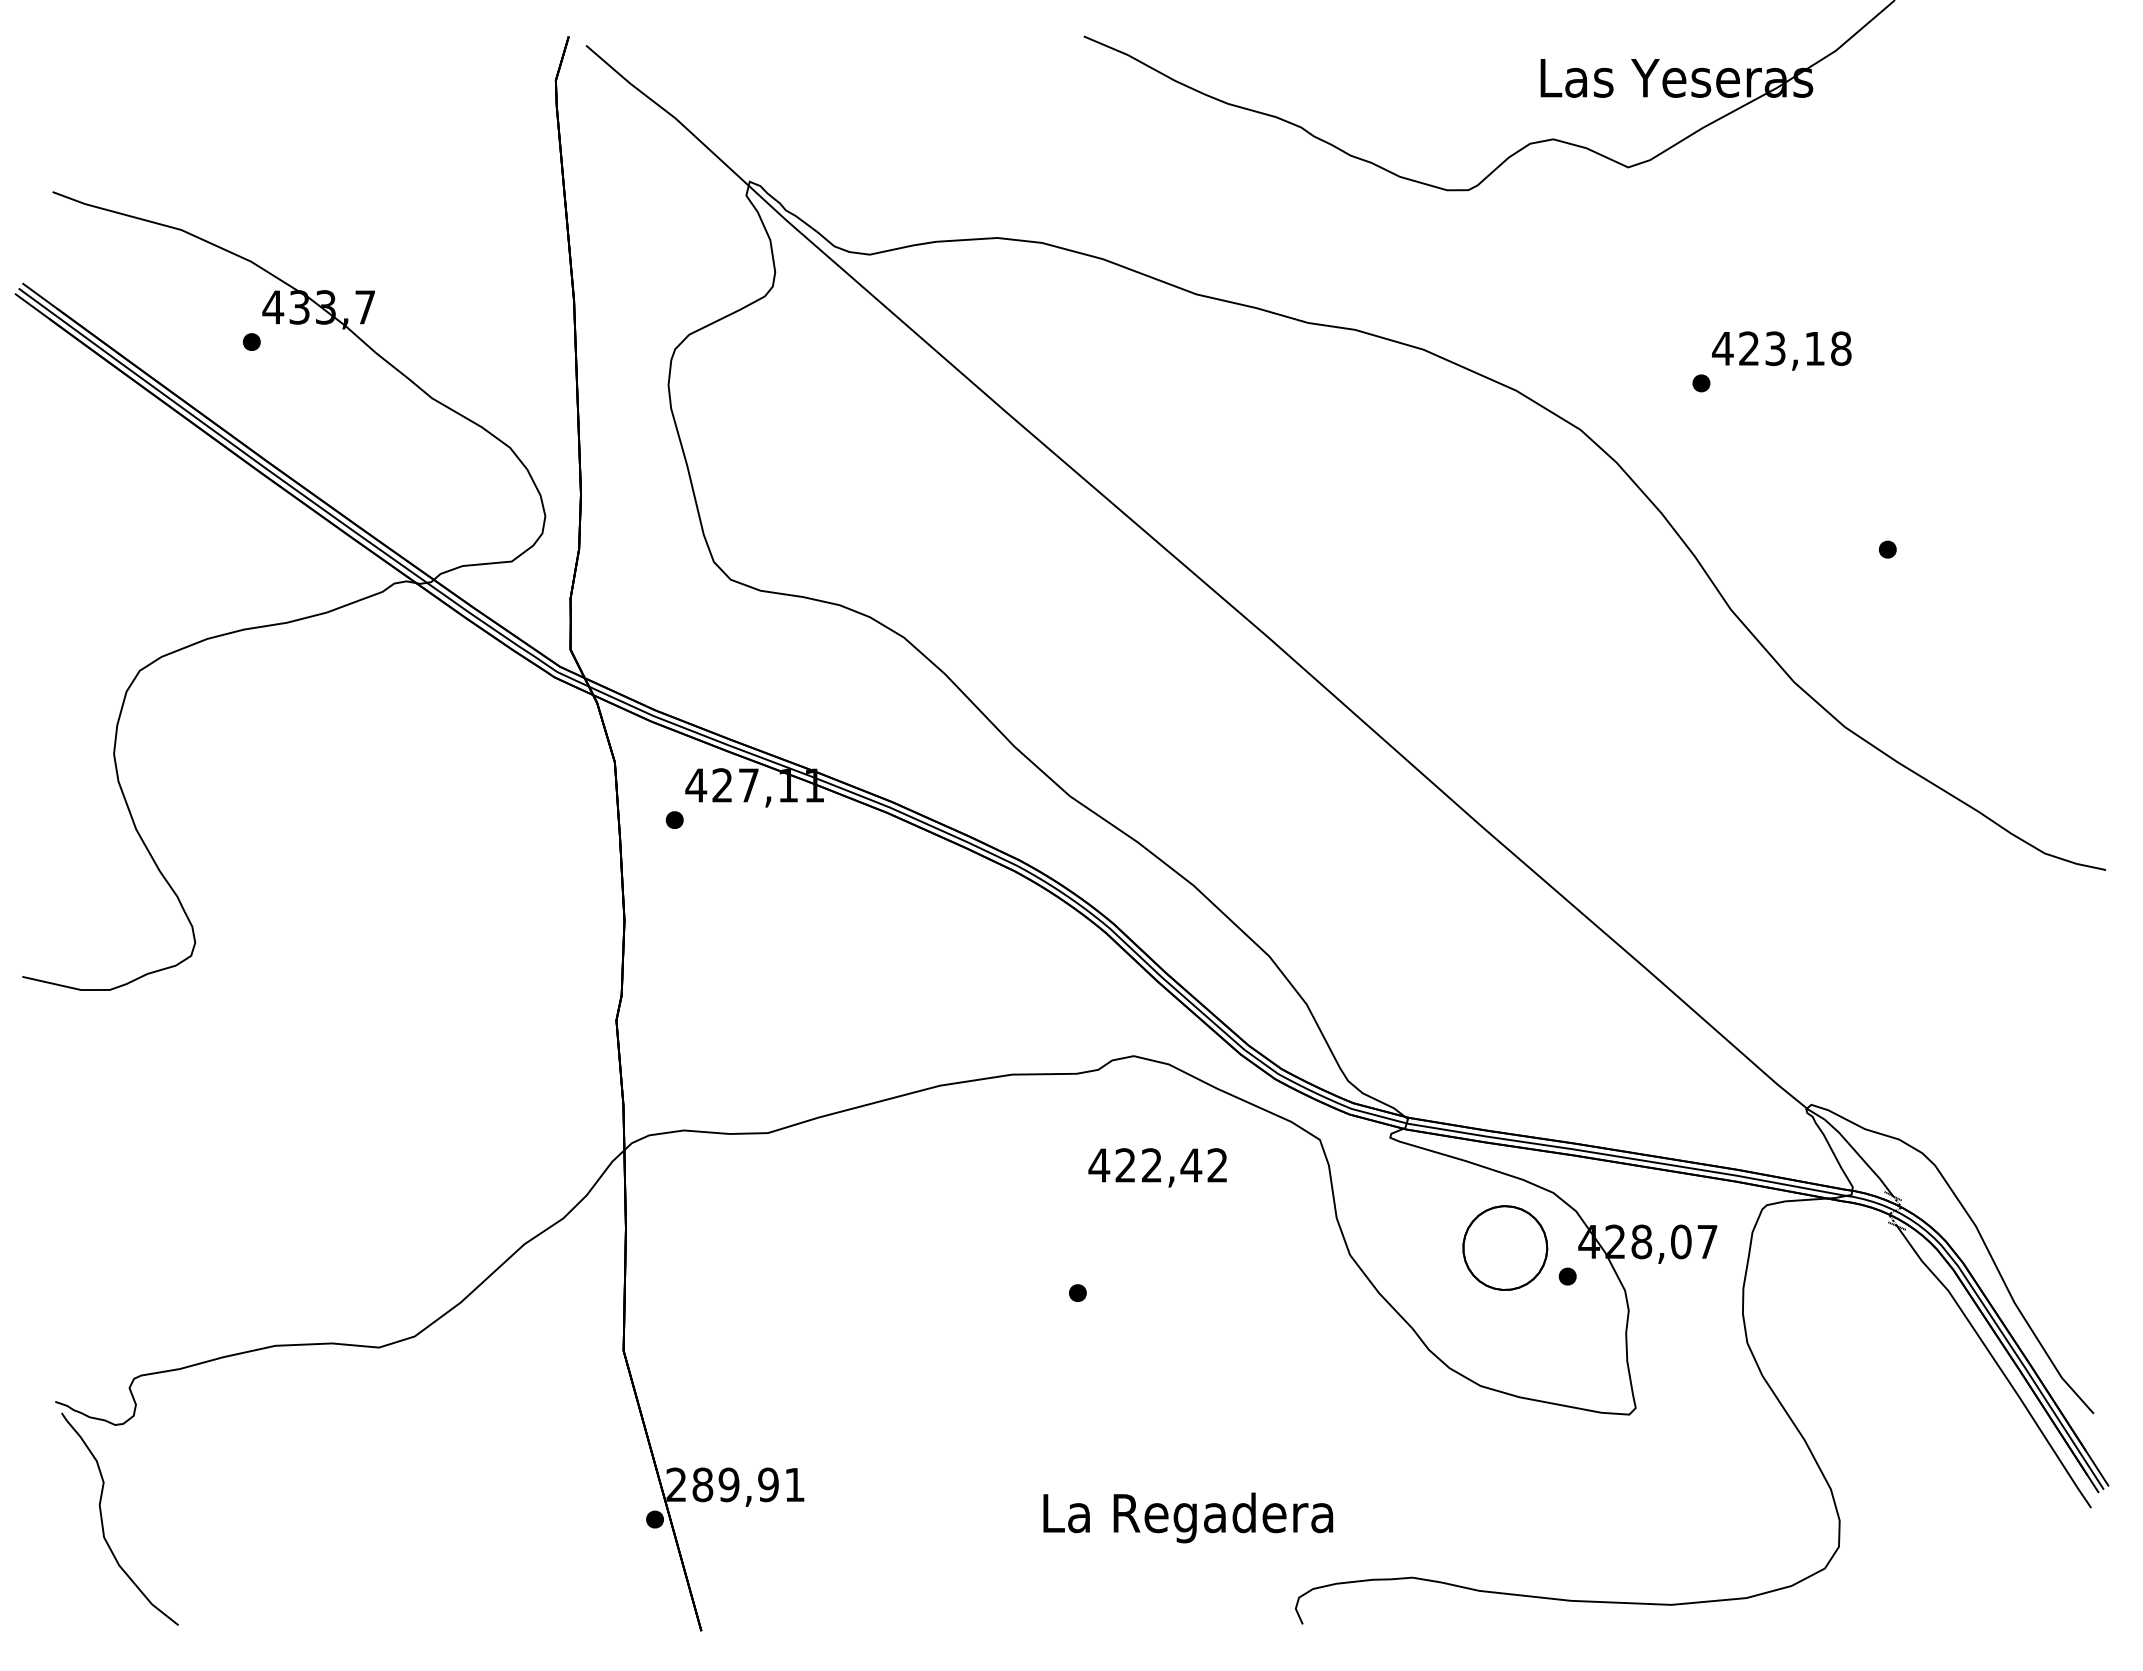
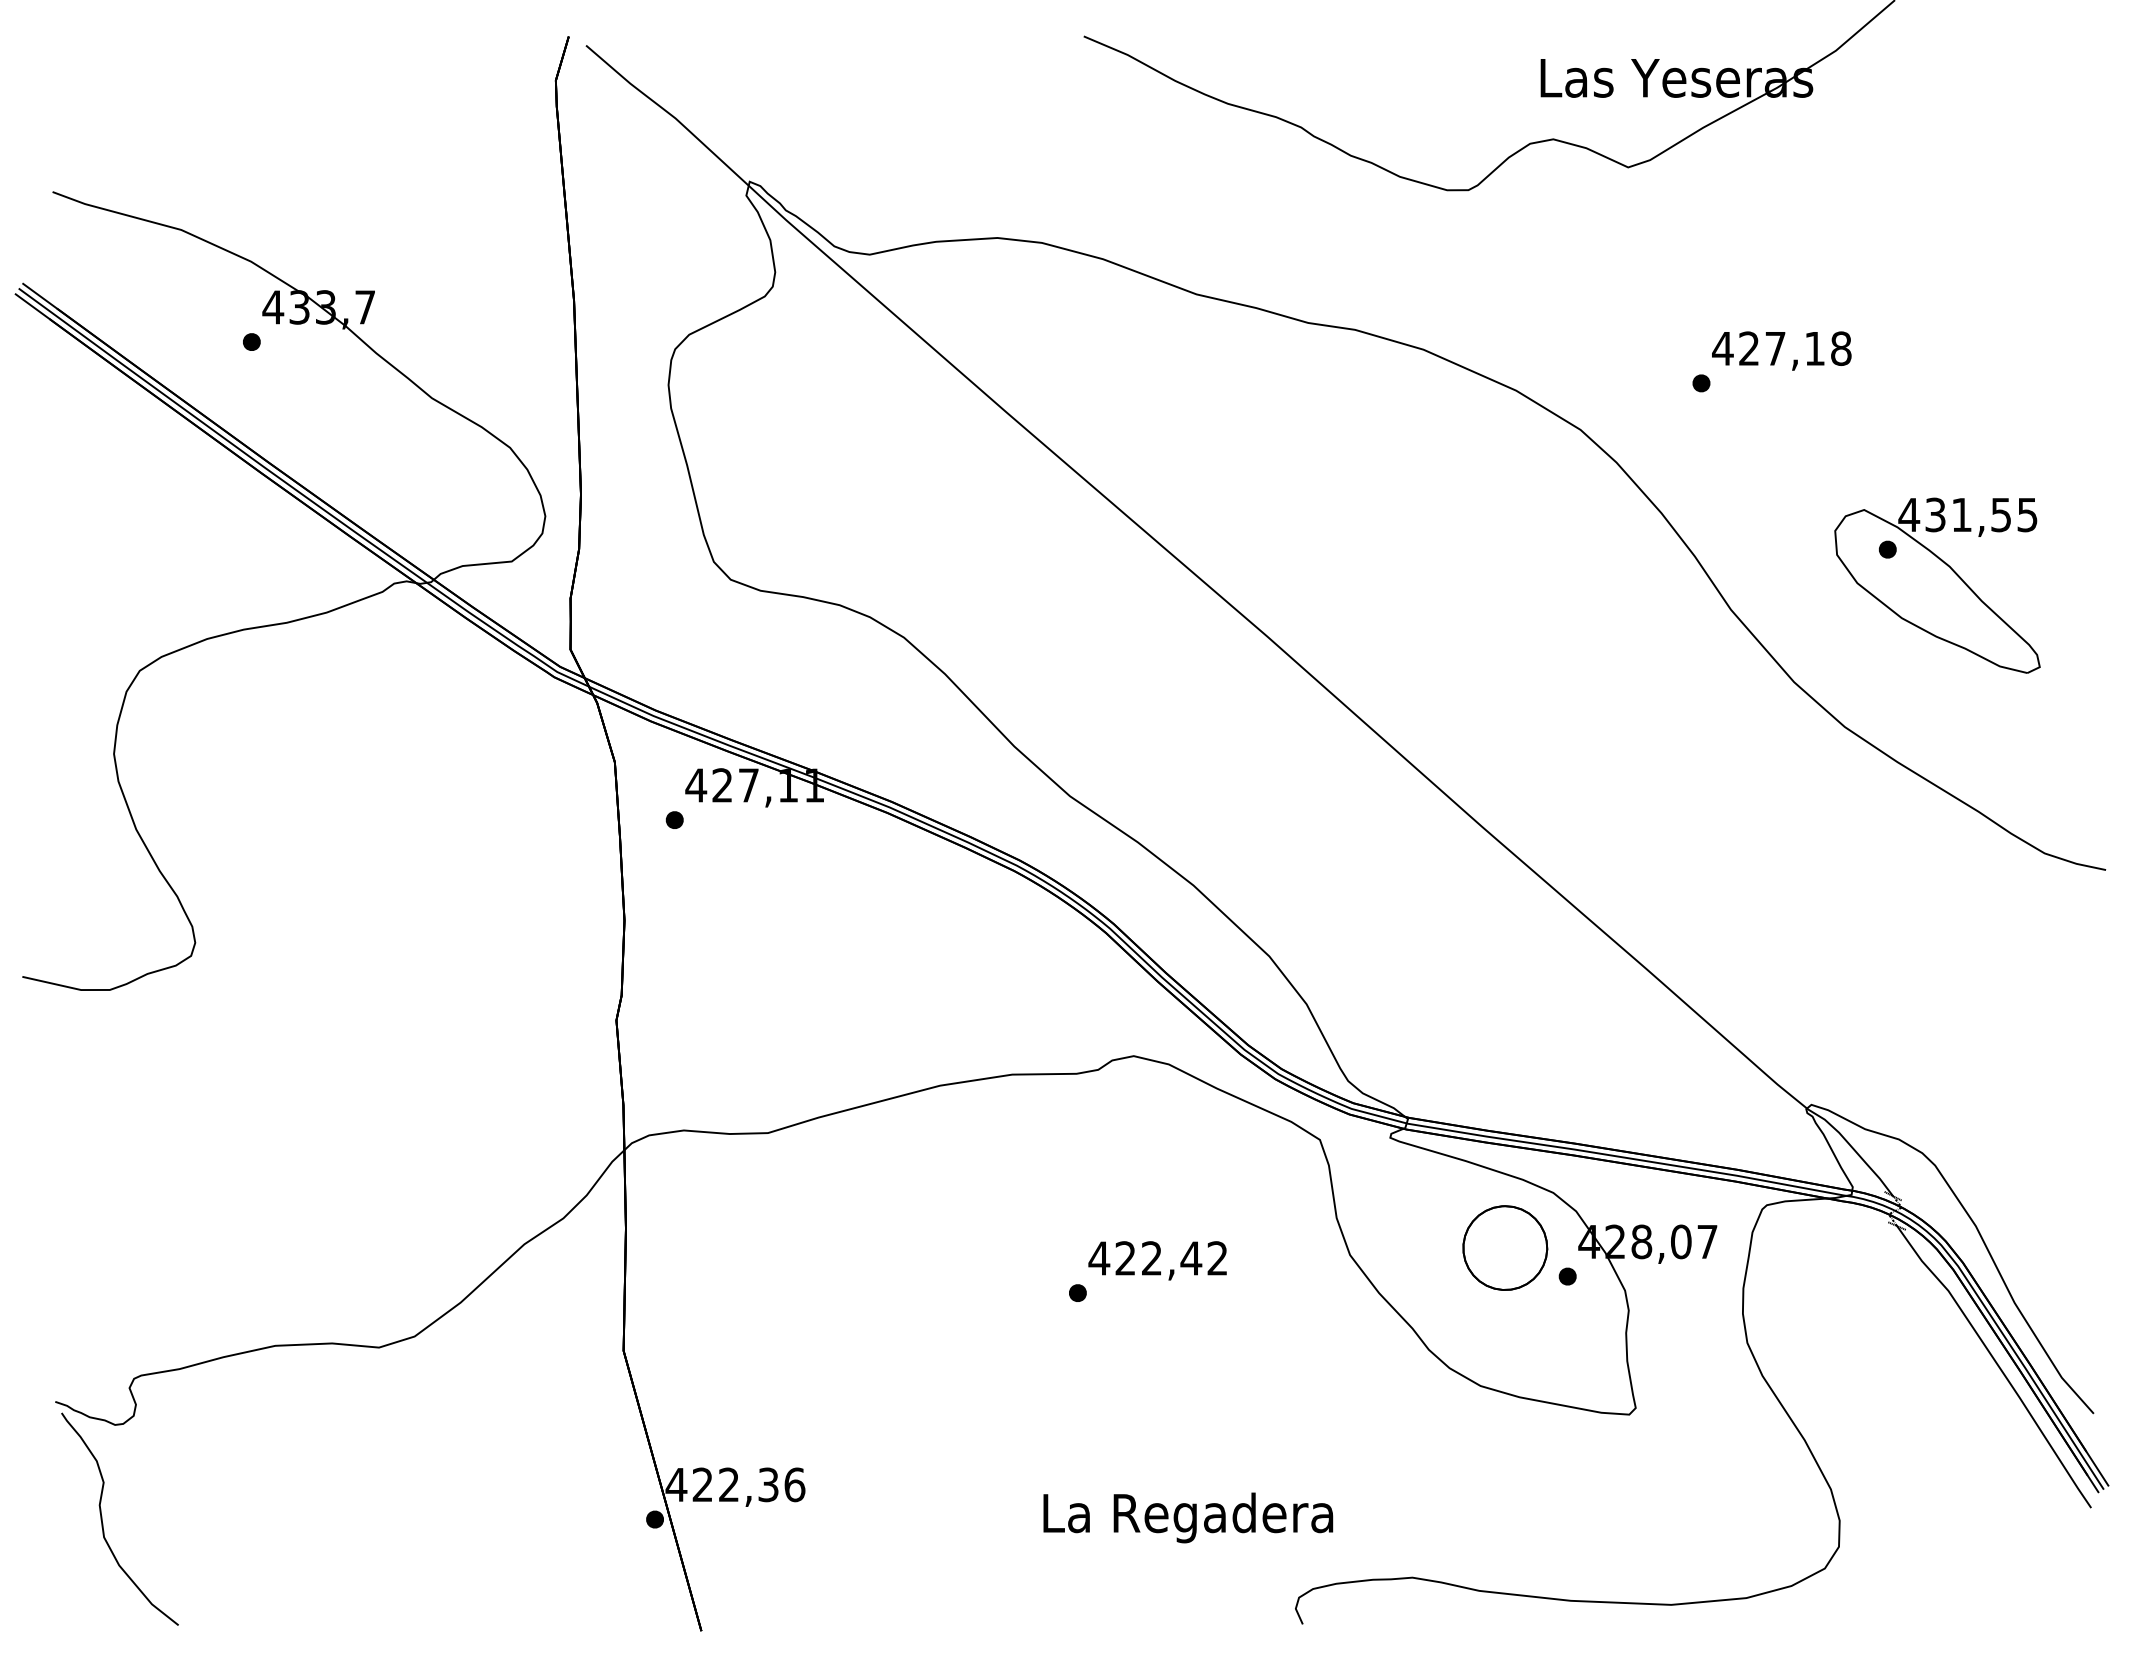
text: 423,18 -> 427,18 (1775, 348)
part: none -> present (1937, 585)
text position: (1157, 1167) -> (1157, 1260) (1157, 1260)
text: 289,91 -> 422,36 (735, 1484)
